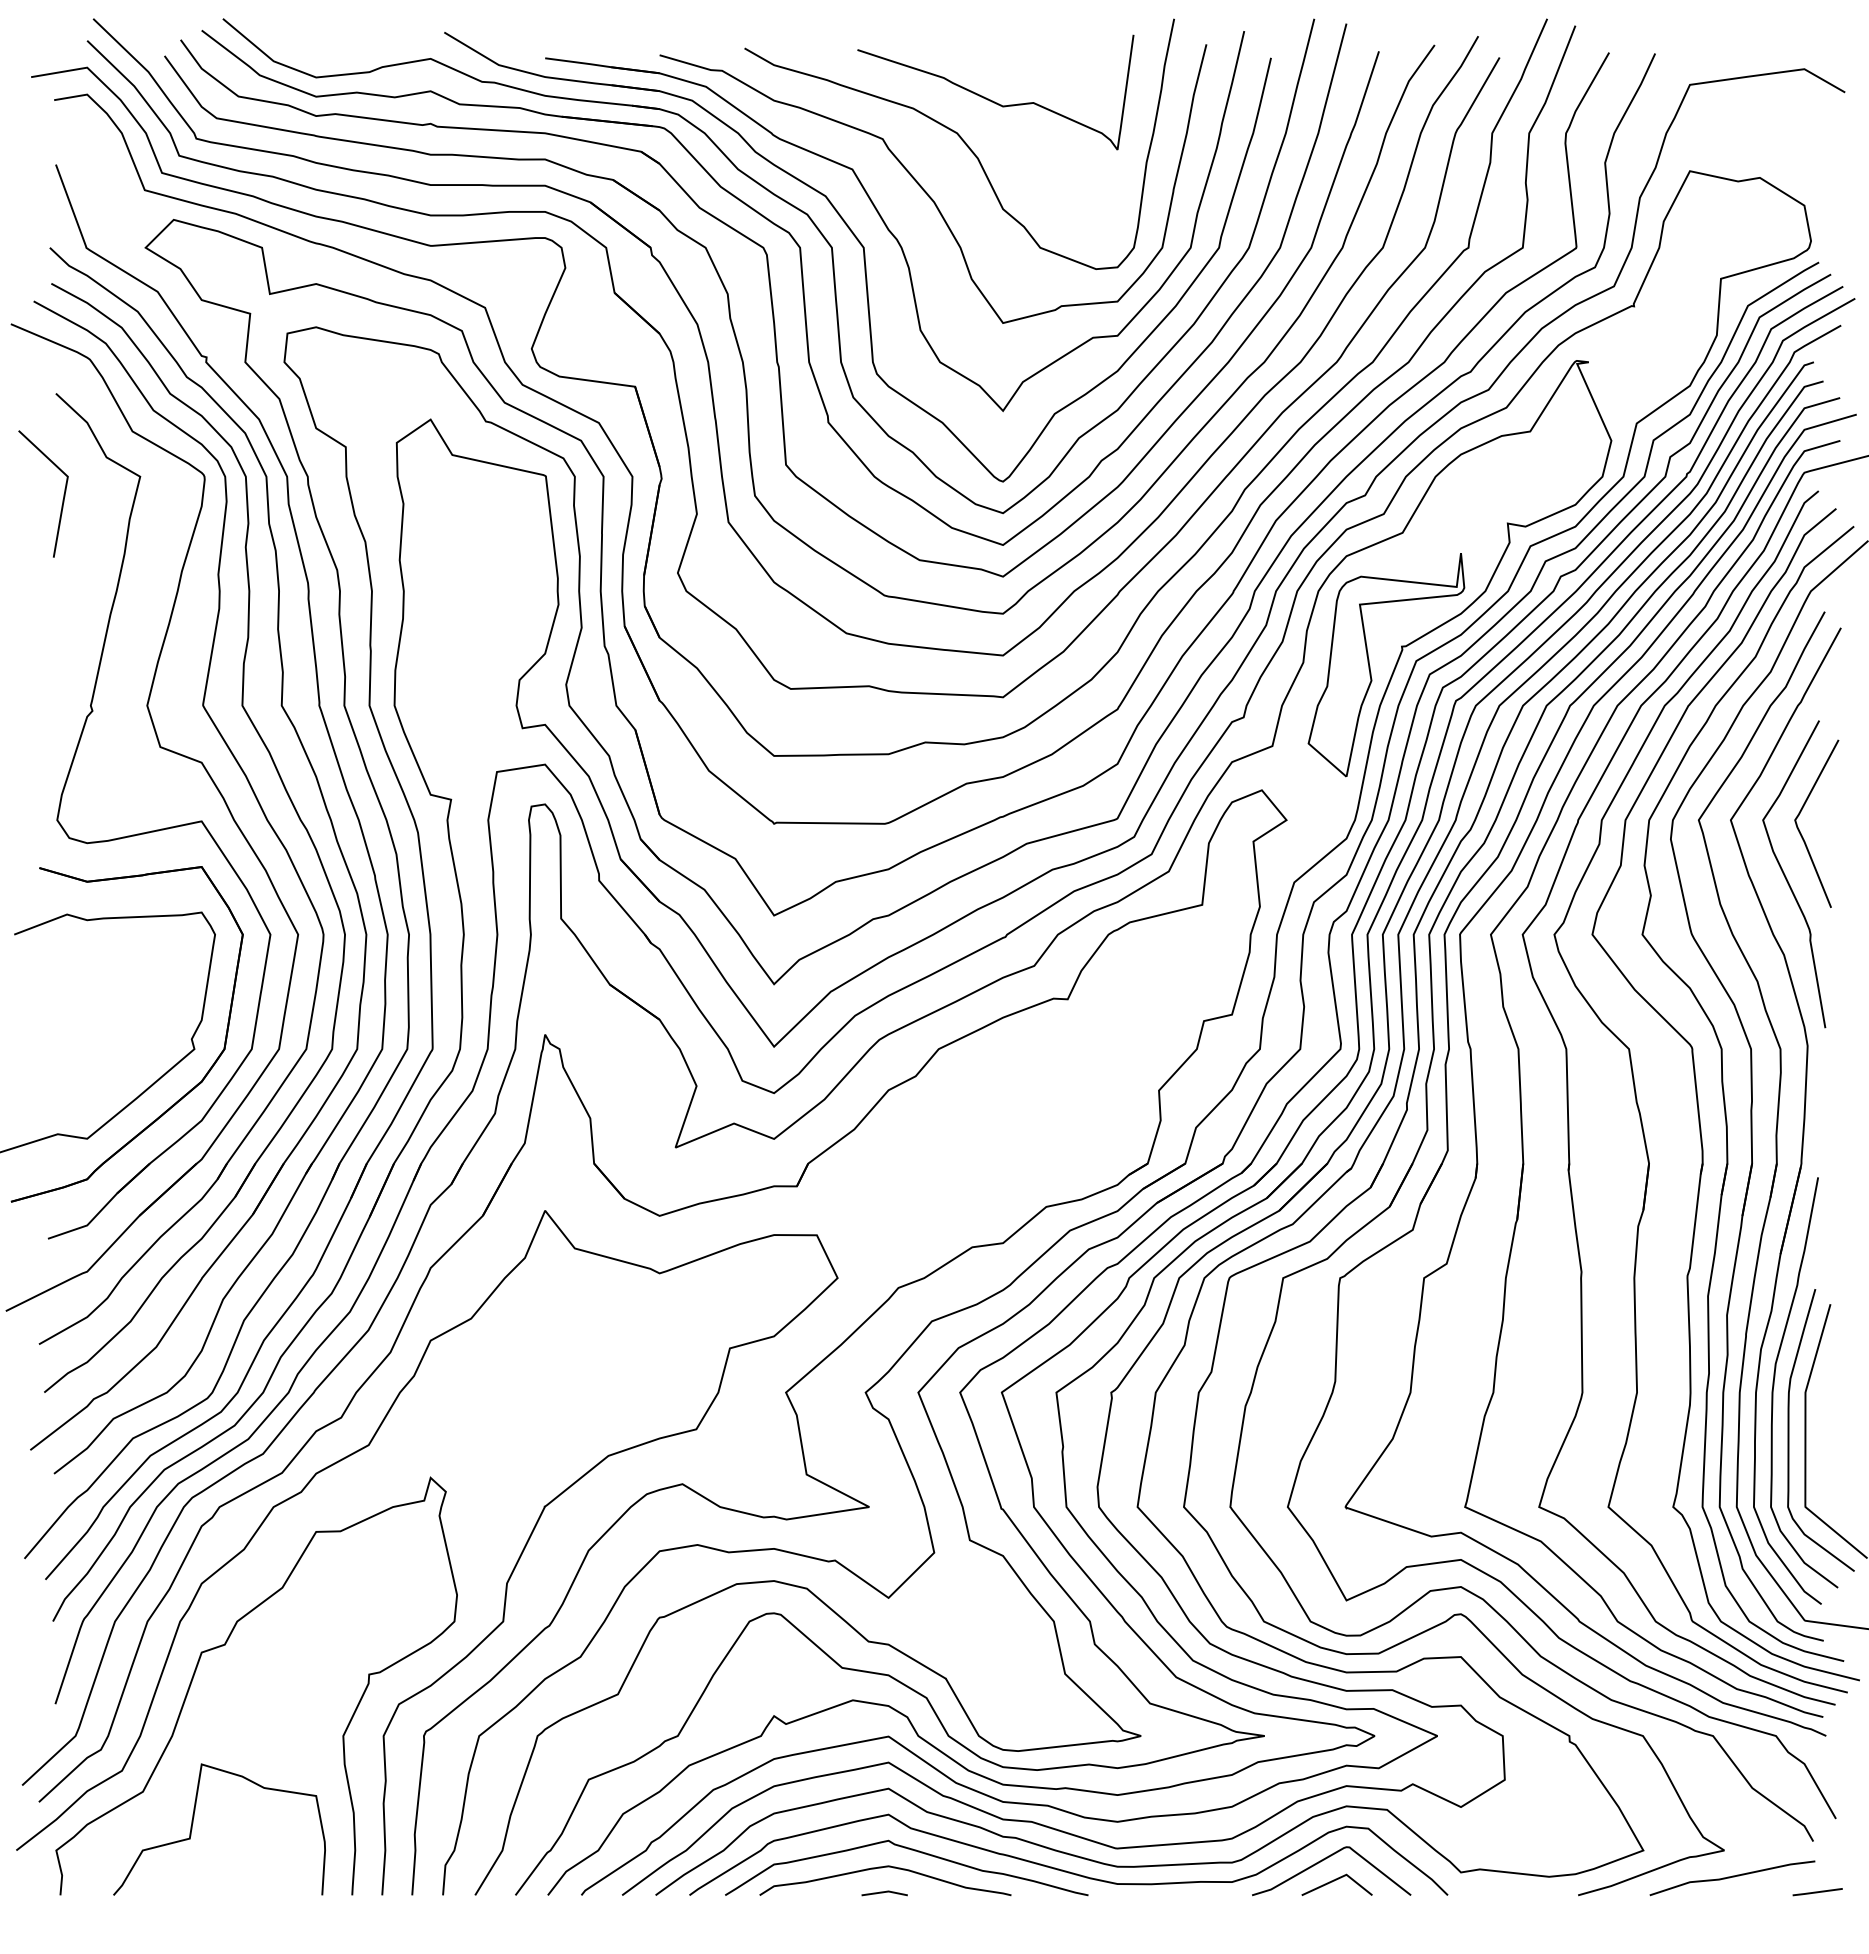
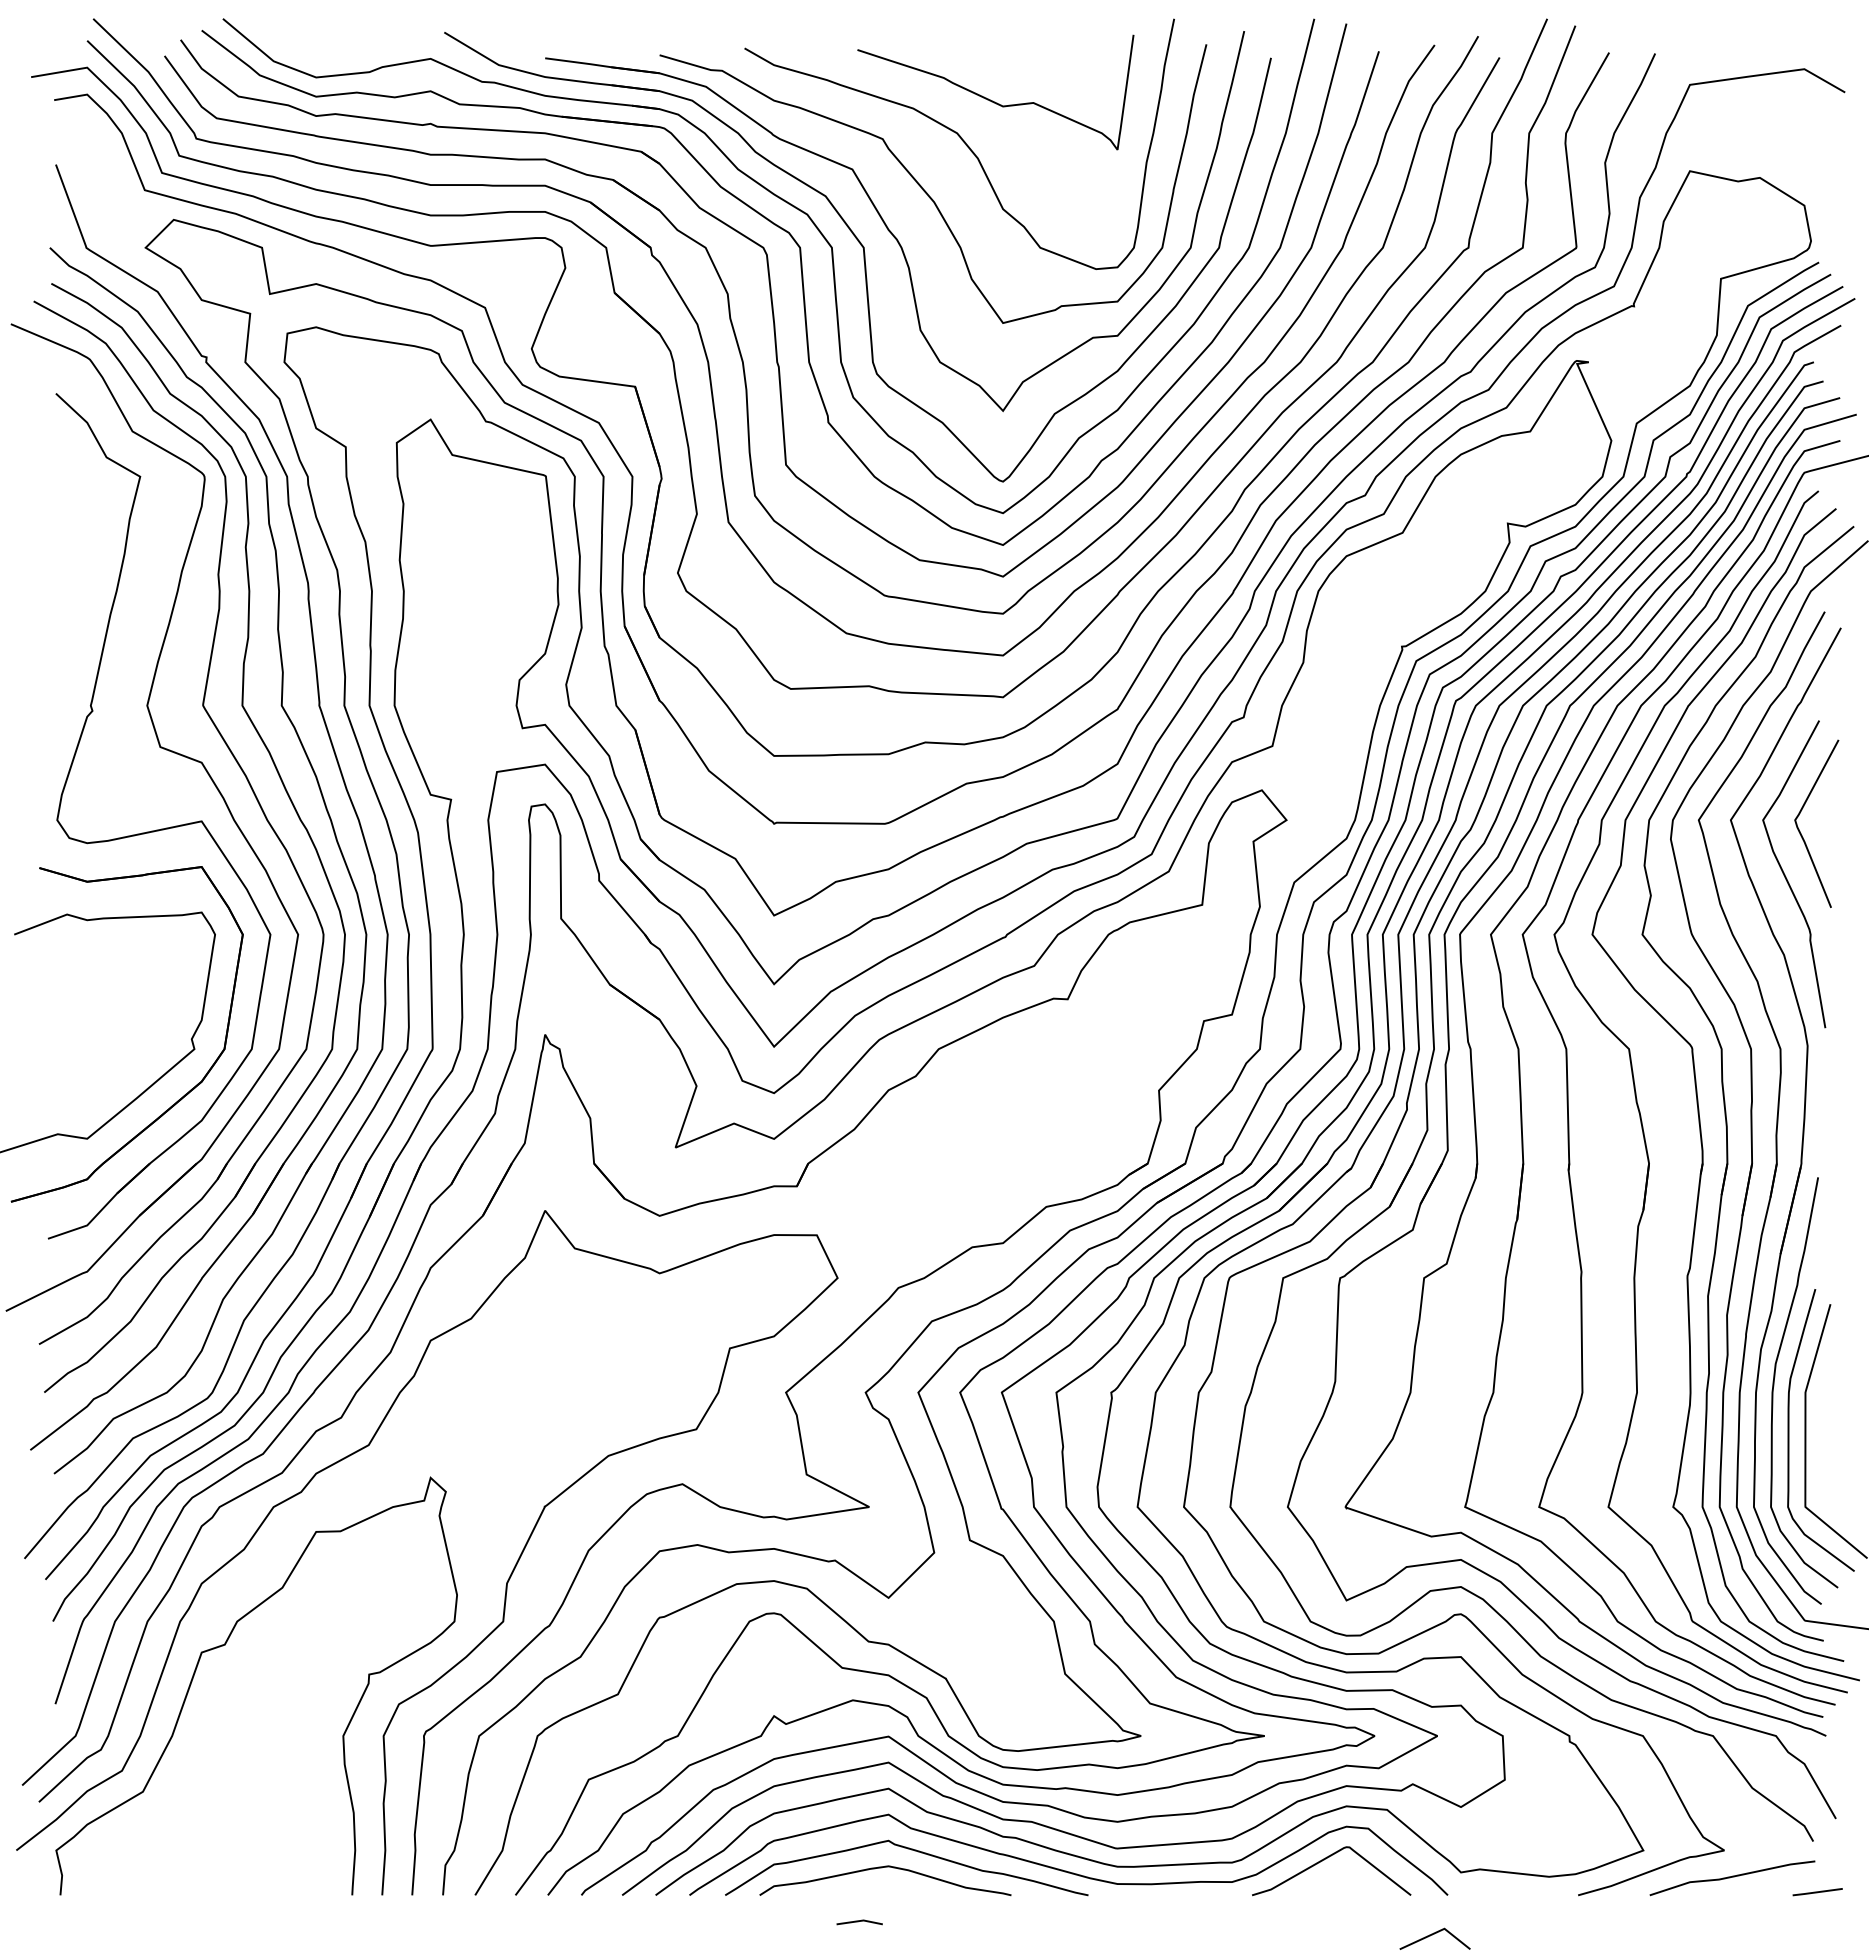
line: present -> none (62, 499)
part: present -> none (1370, 665)
curve: present -> none (193, 1823)
line position: (1334, 1881) -> (1432, 1935) (1432, 1935)
line position: (884, 1892) -> (859, 1921) (859, 1921)
